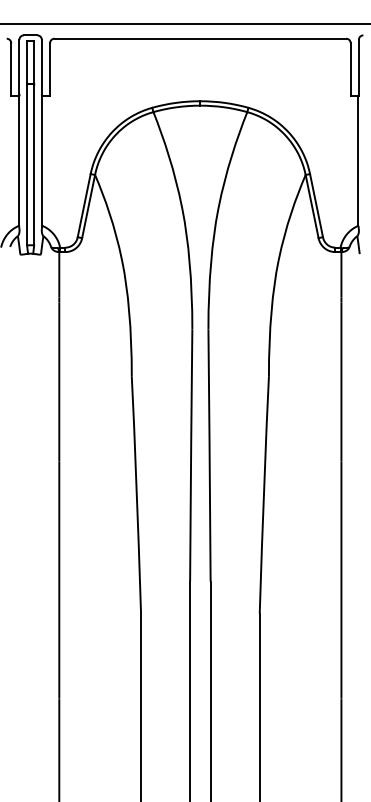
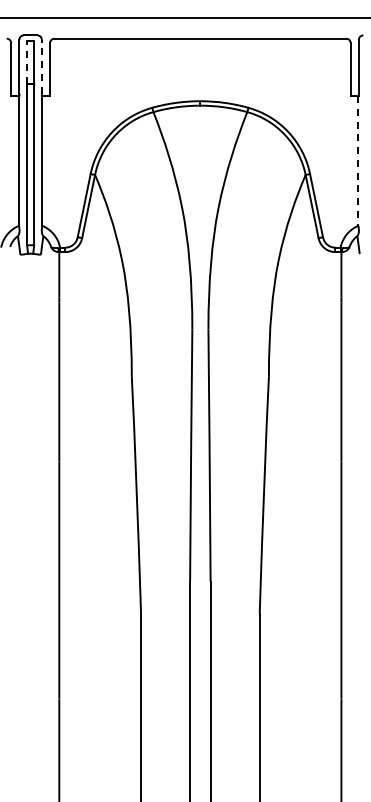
line position: (184, 24) -> (184, 18) (184, 18)
line: solid -> dashed (27, 61)
line: solid -> dashed (41, 66)
line: solid -> dashed (358, 161)
